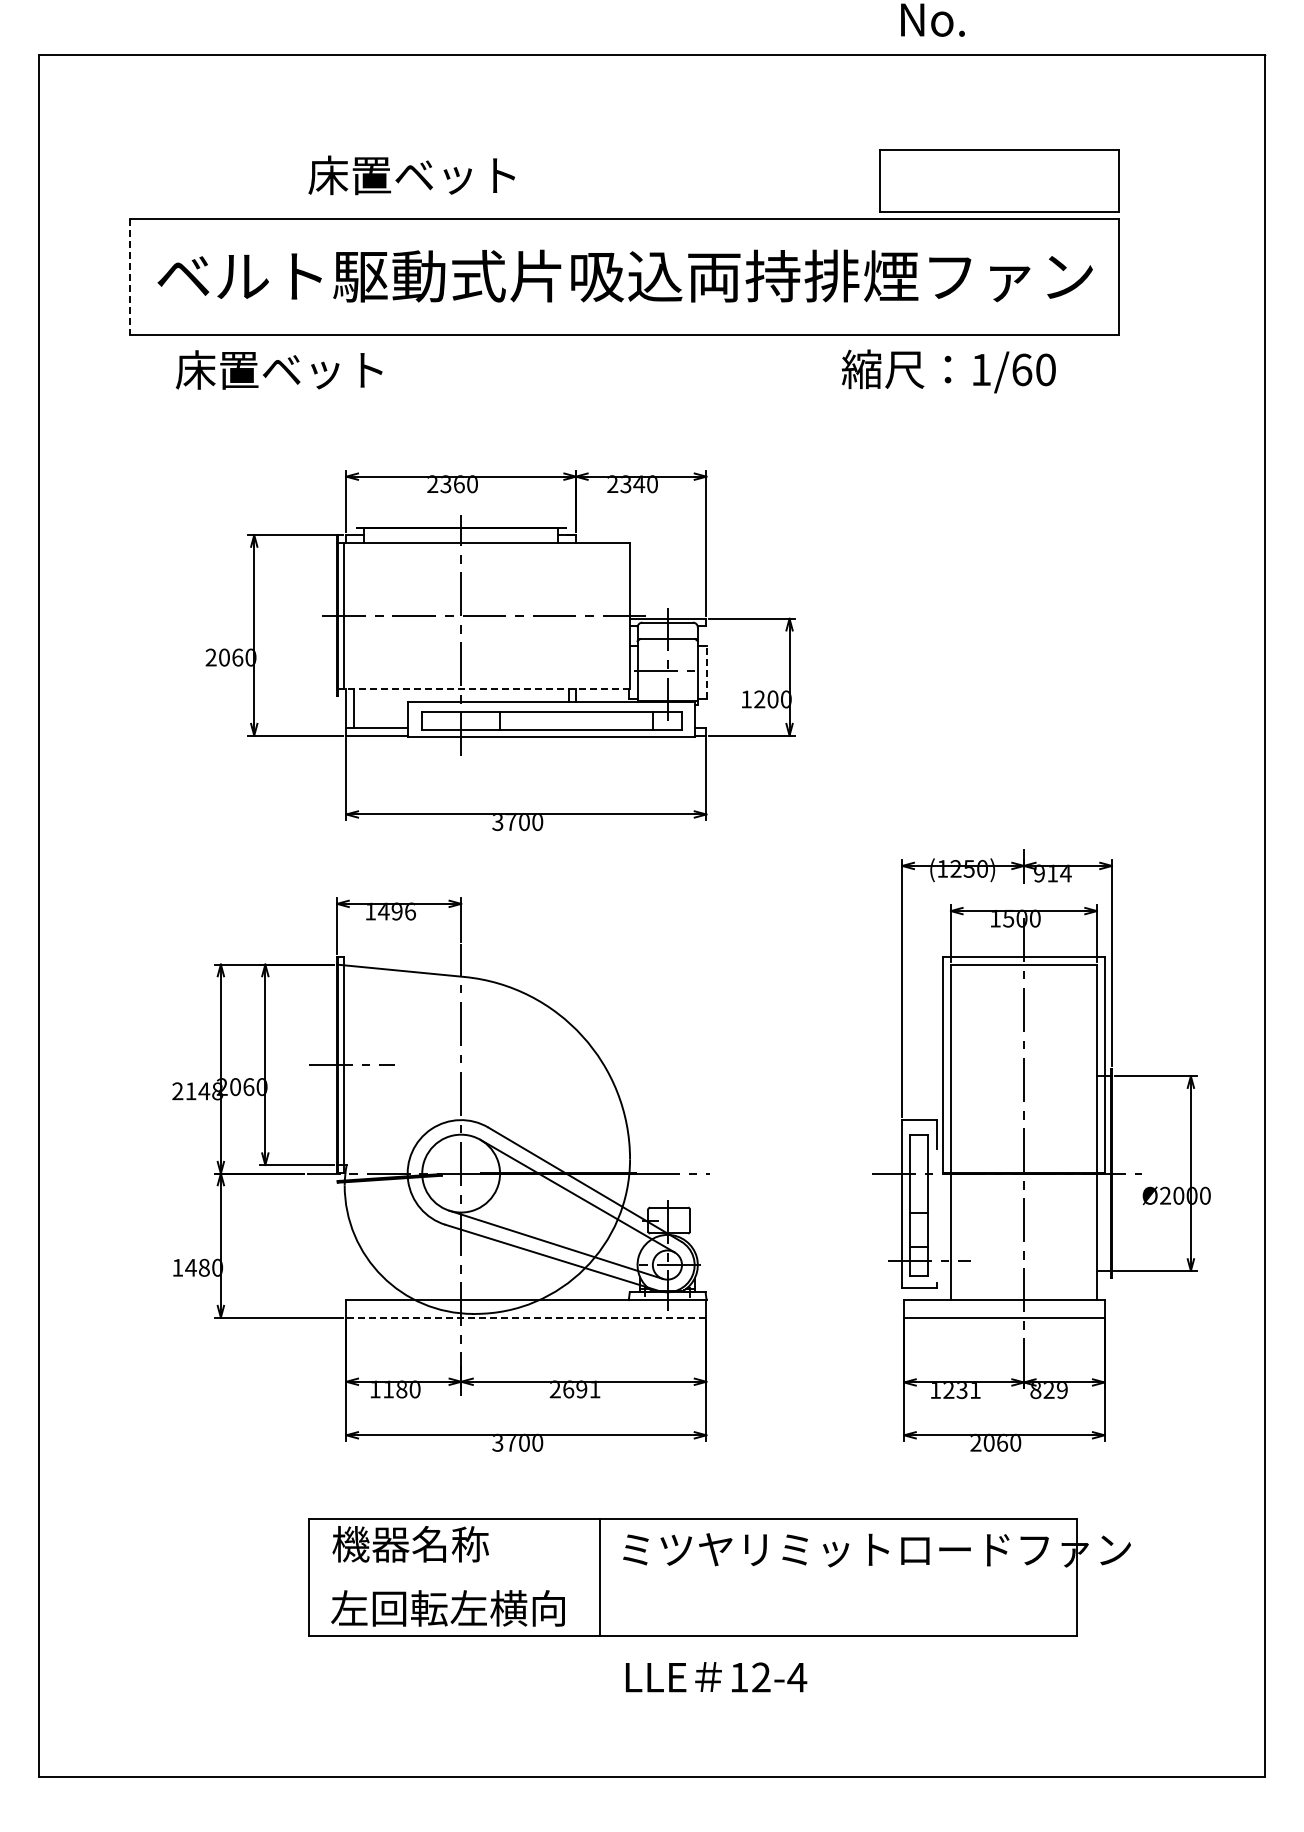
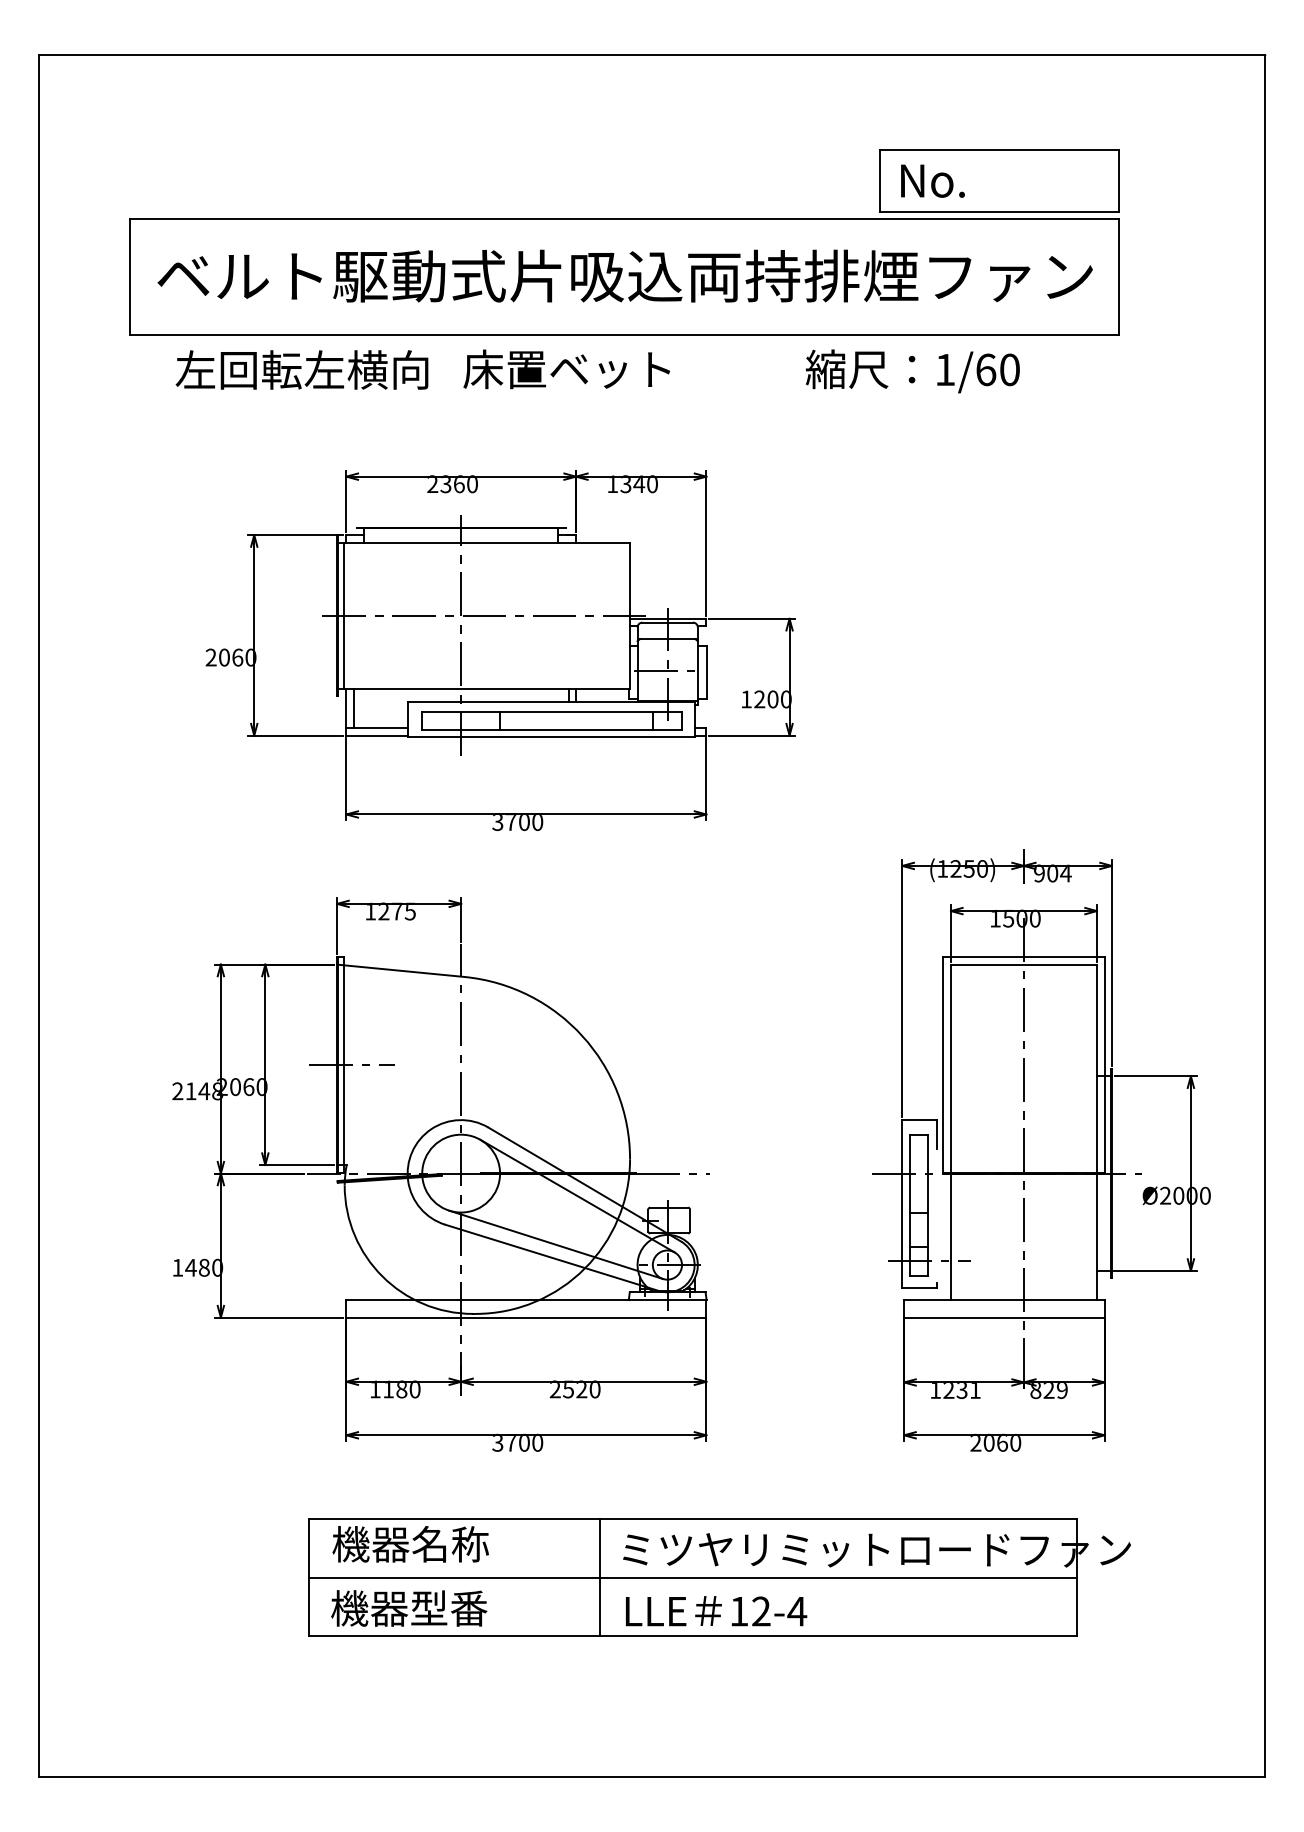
text position: (932, 19) -> (932, 180) (932, 180)
text position: (411, 175) -> (566, 369) (566, 369)
line: dashed -> solid (129, 277)
text: 床置ベット -> 左回転左横向 (301, 369)
text position: (948, 371) -> (912, 371) (912, 371)
text: 2340 -> 1340 (612, 483)
line: dashed -> solid (706, 672)
line: dashed -> solid (483, 688)
text: 914 -> 904 (1052, 873)
text: 1496 -> 1275 (396, 911)
line: dashed -> solid (526, 1317)
text: 2691 -> 2520 (581, 1389)
line: none -> present (692, 1577)
text: 左回転左横向 -> 機器型番 (447, 1608)
text position: (716, 1677) -> (716, 1611) (716, 1611)
